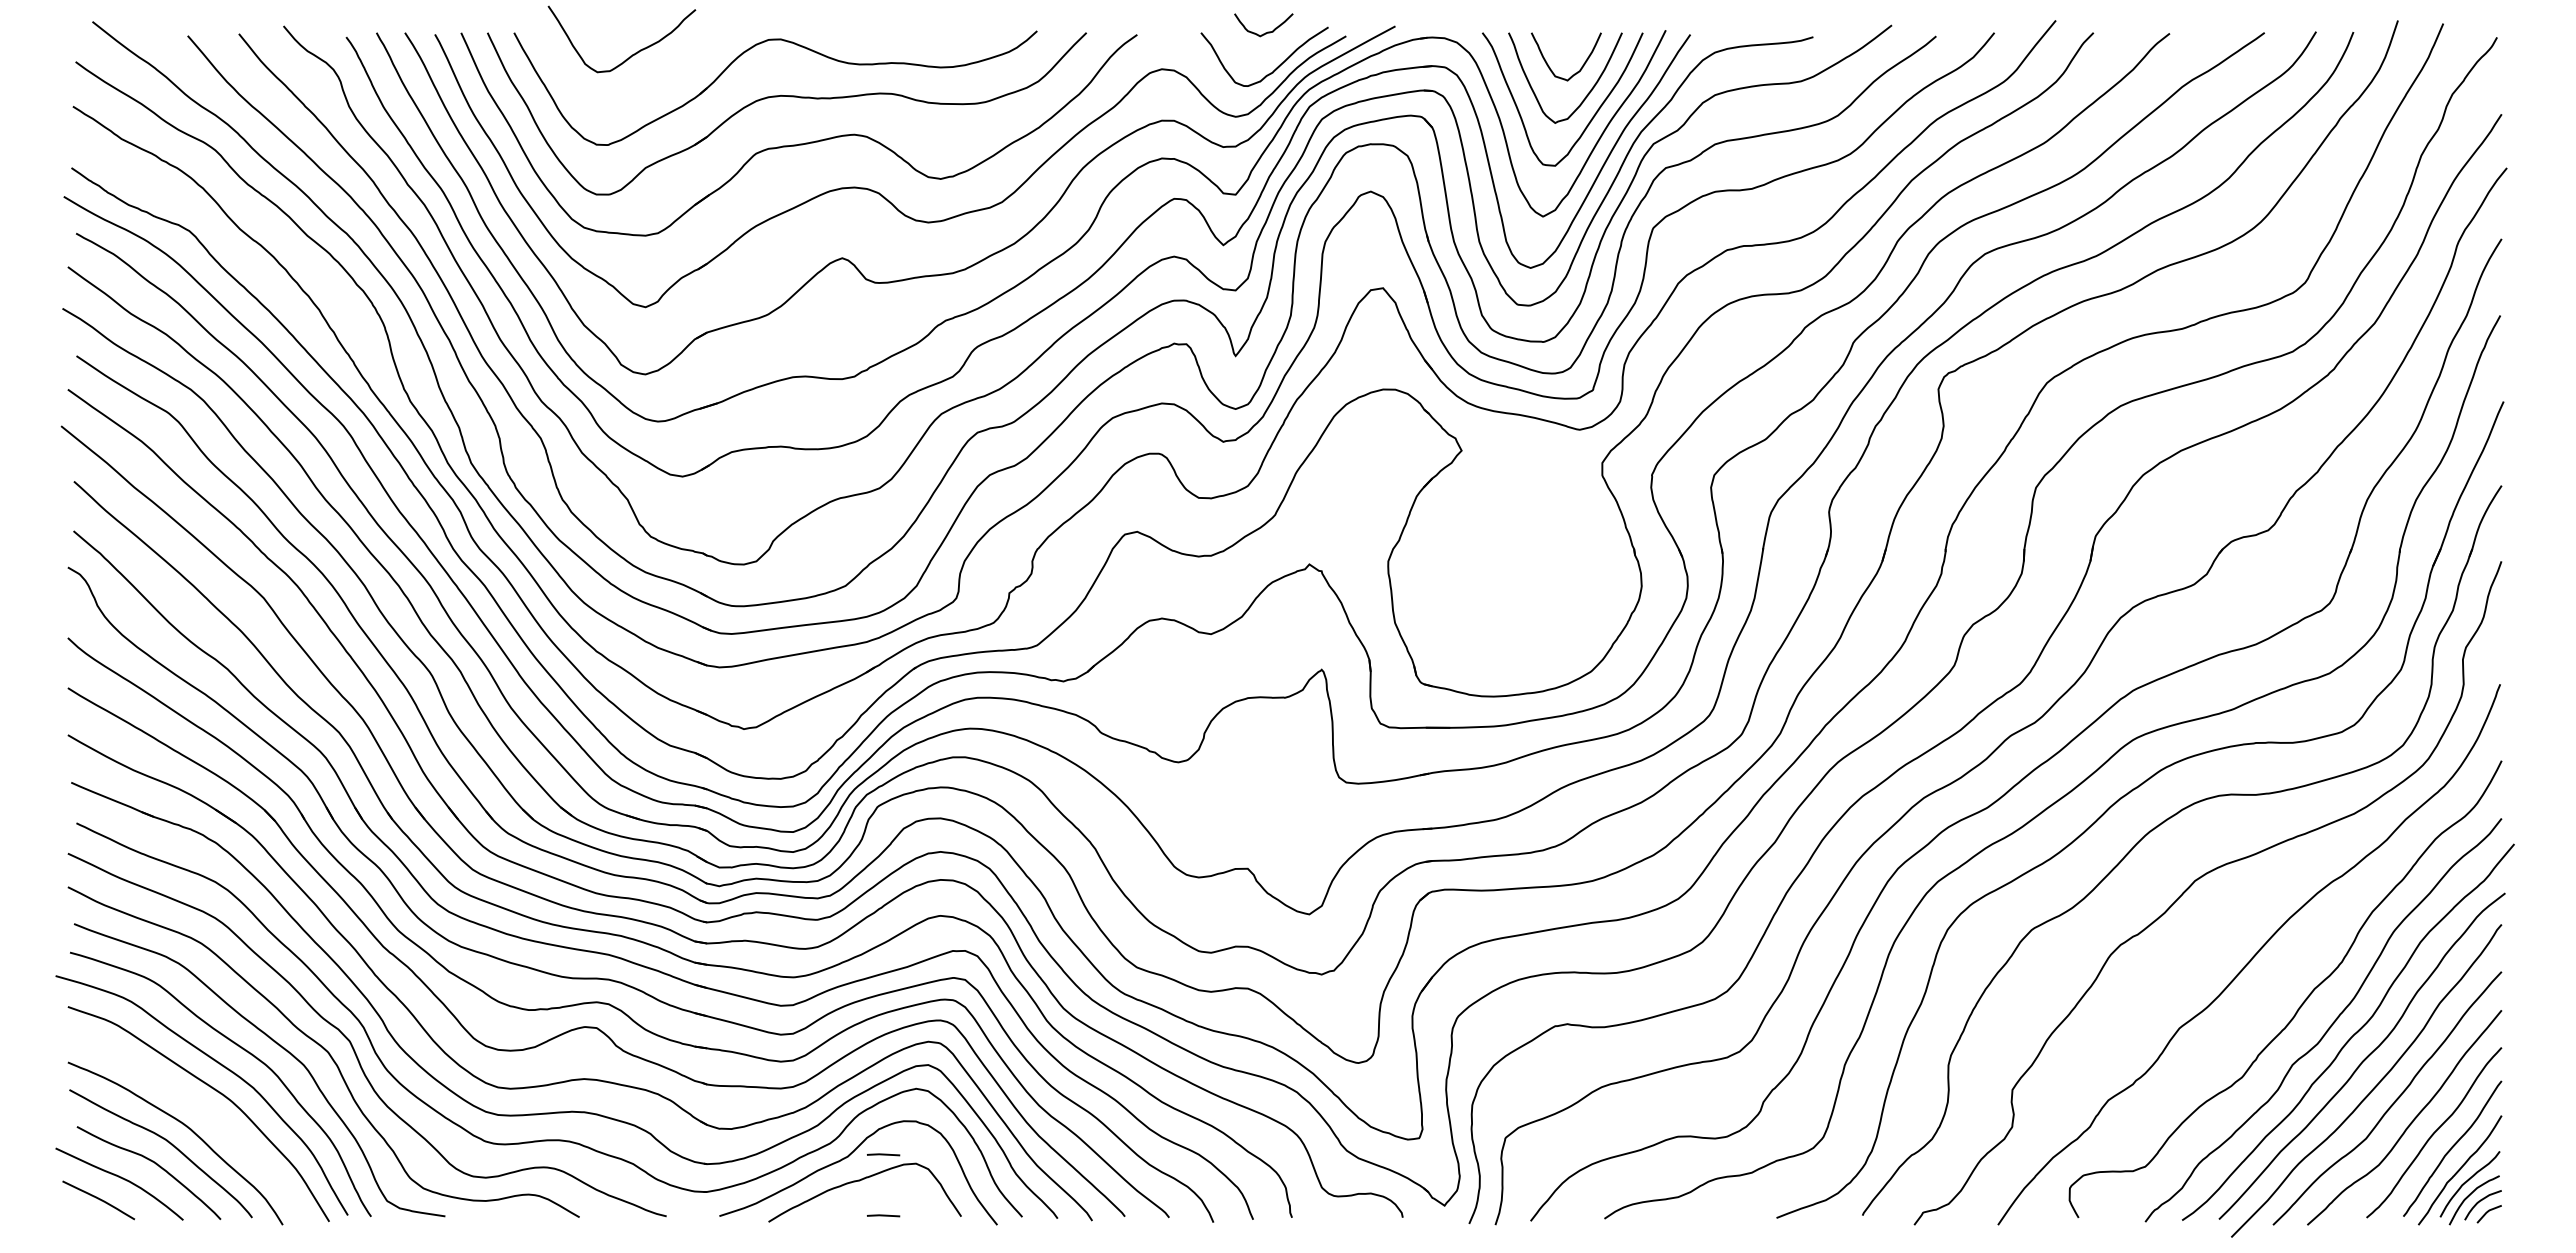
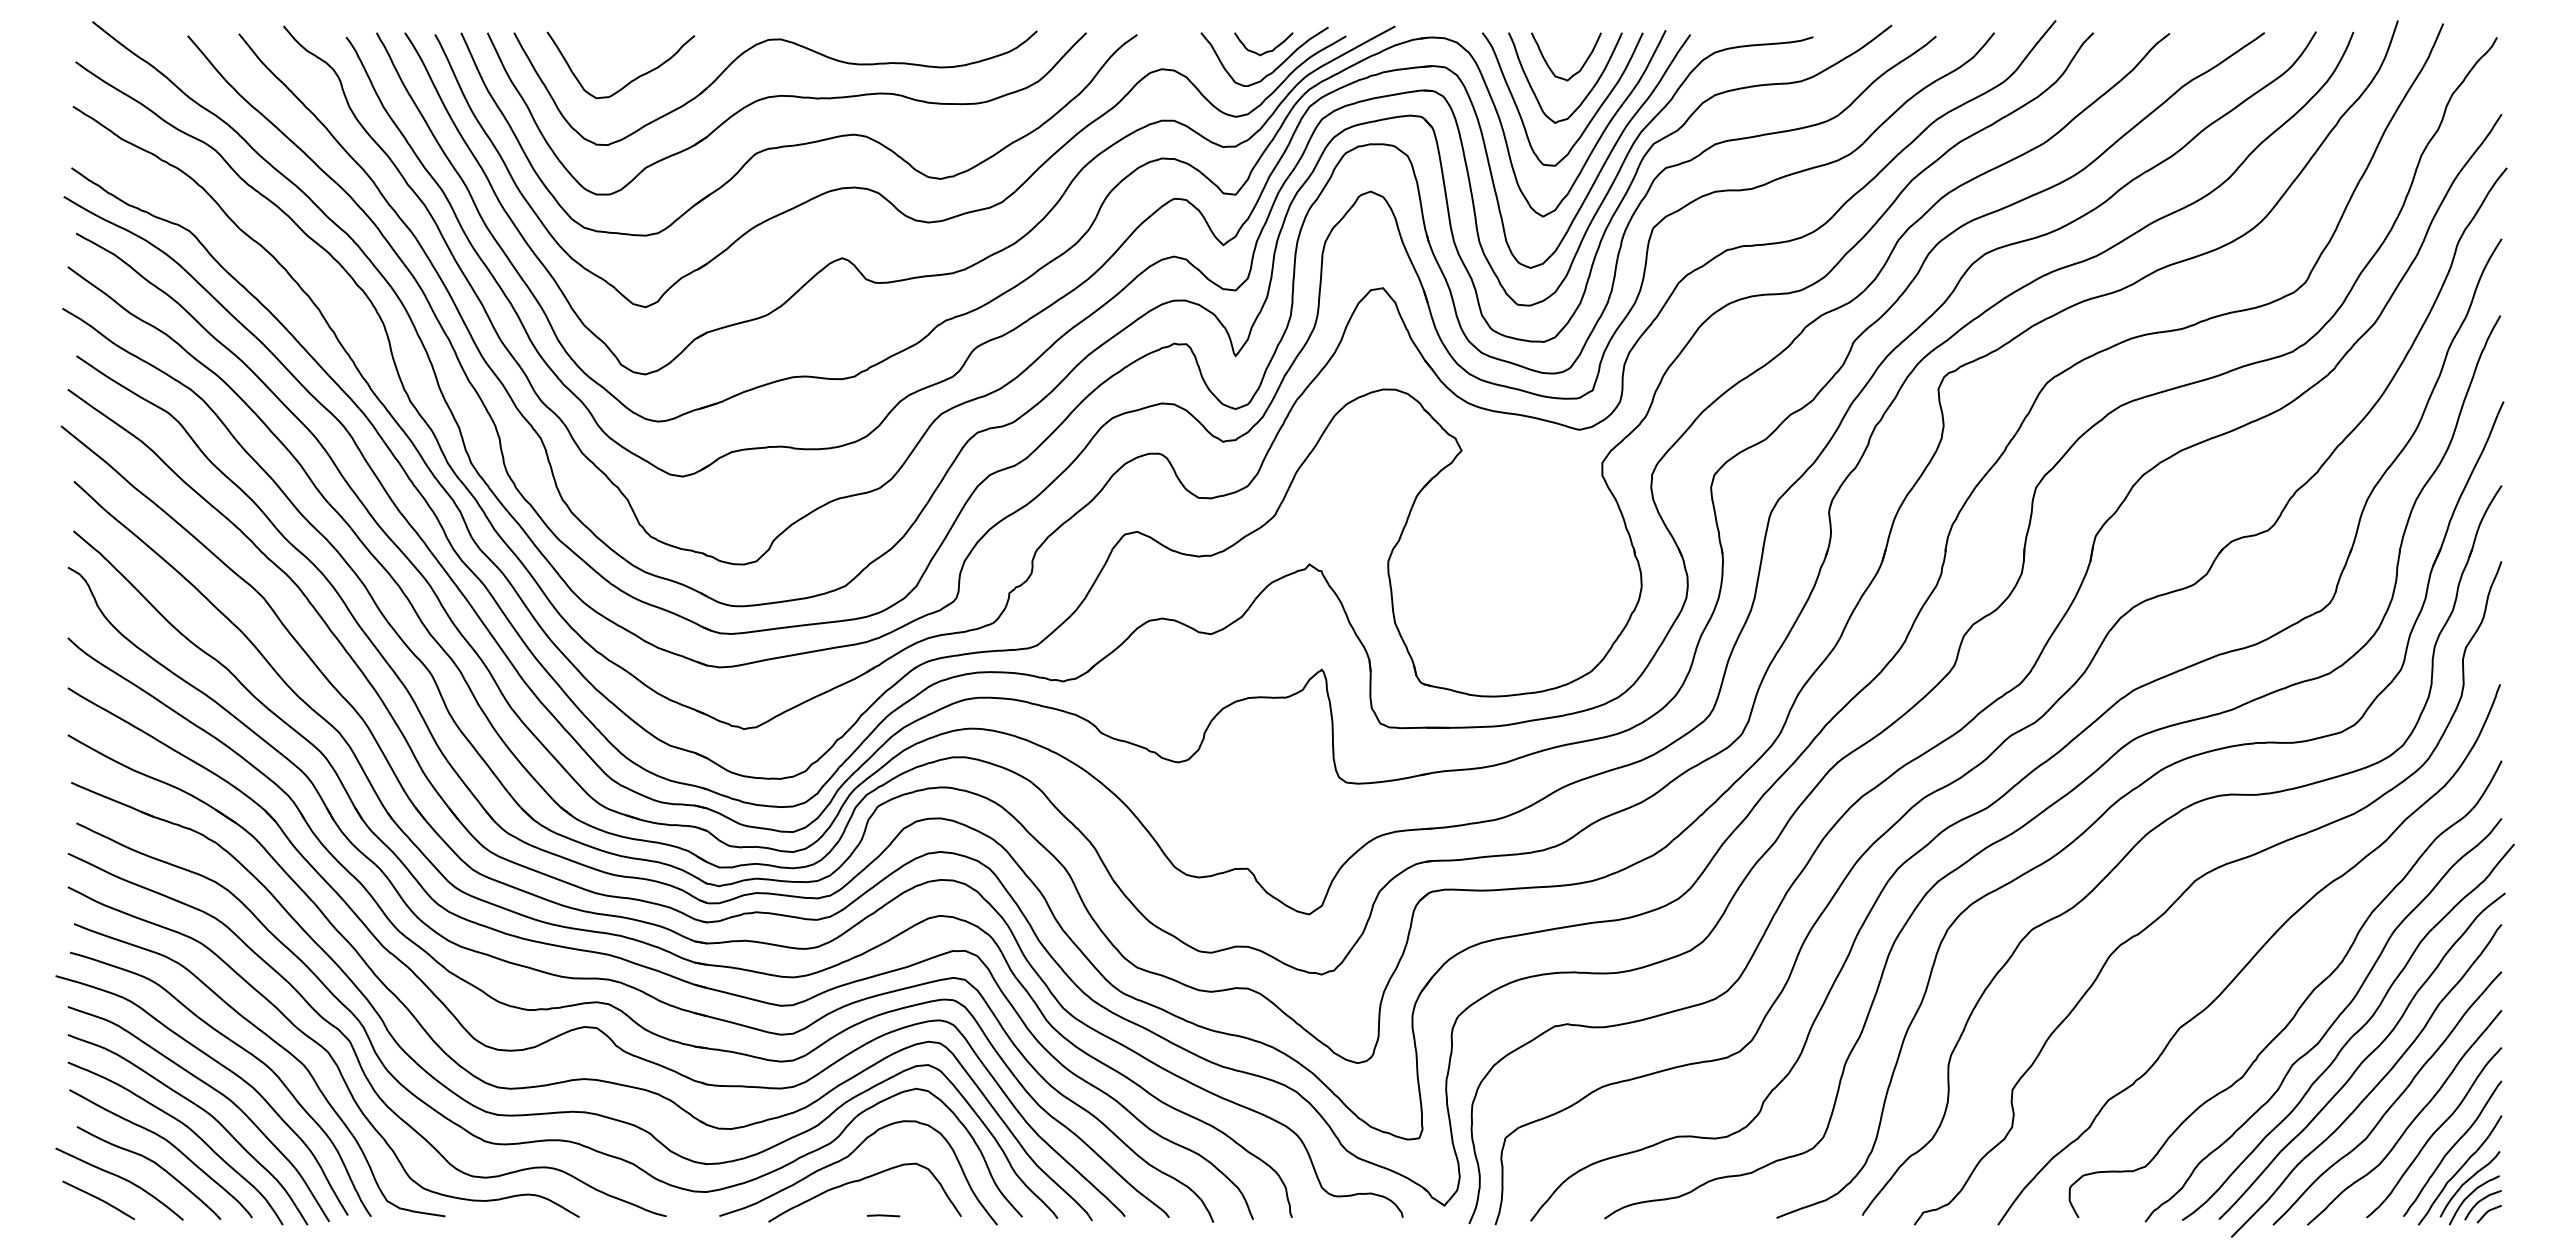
curve position: (1267, 31) -> (1267, 50) (1267, 50)
curve position: (630, 55) -> (629, 81) (629, 81)
curve: none -> present (199, 1108)
line: present -> none (883, 1154)
